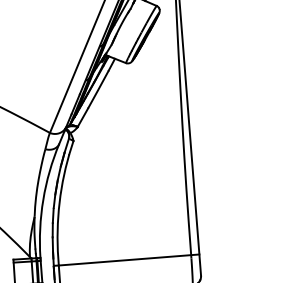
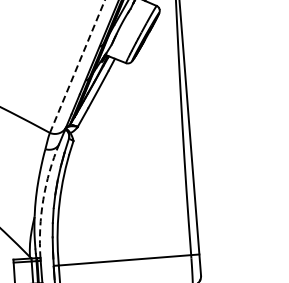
line: solid -> dashed (77, 66)
arc: solid -> dashed (43, 199)
